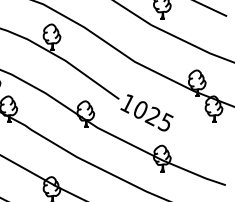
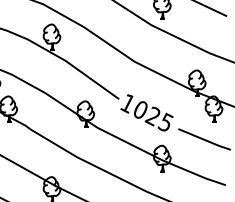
line: none -> present (204, 139)
